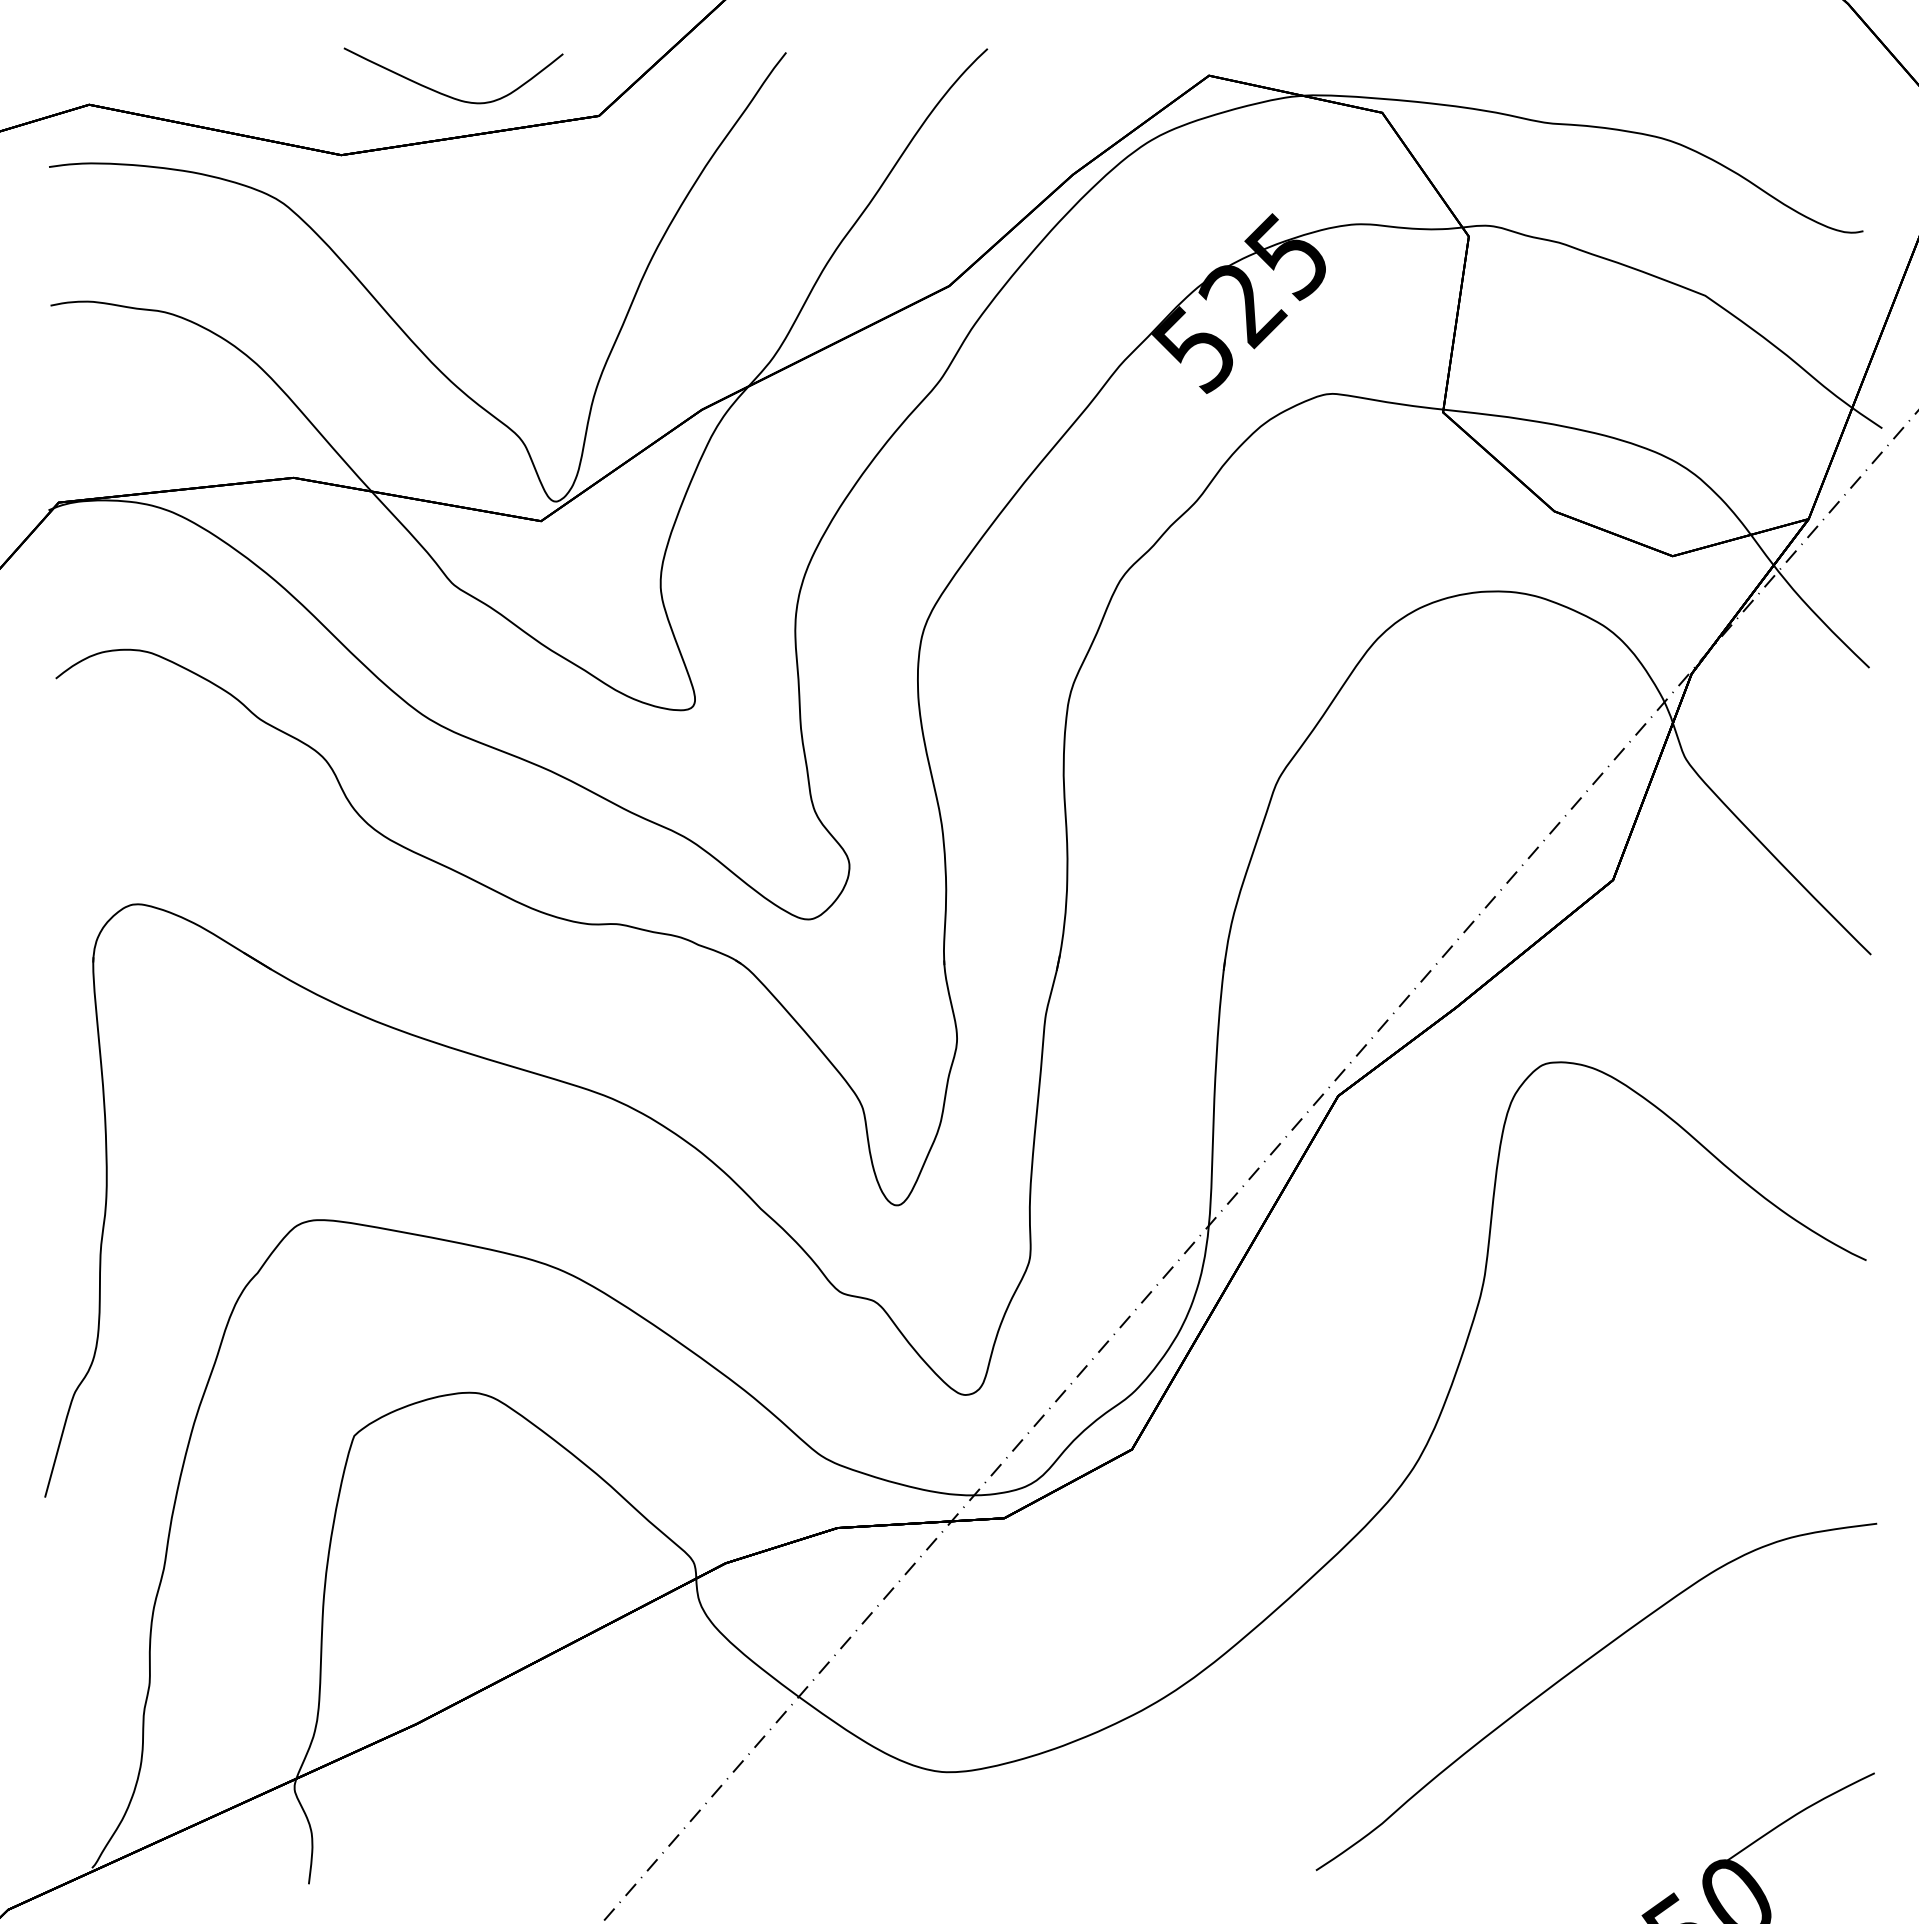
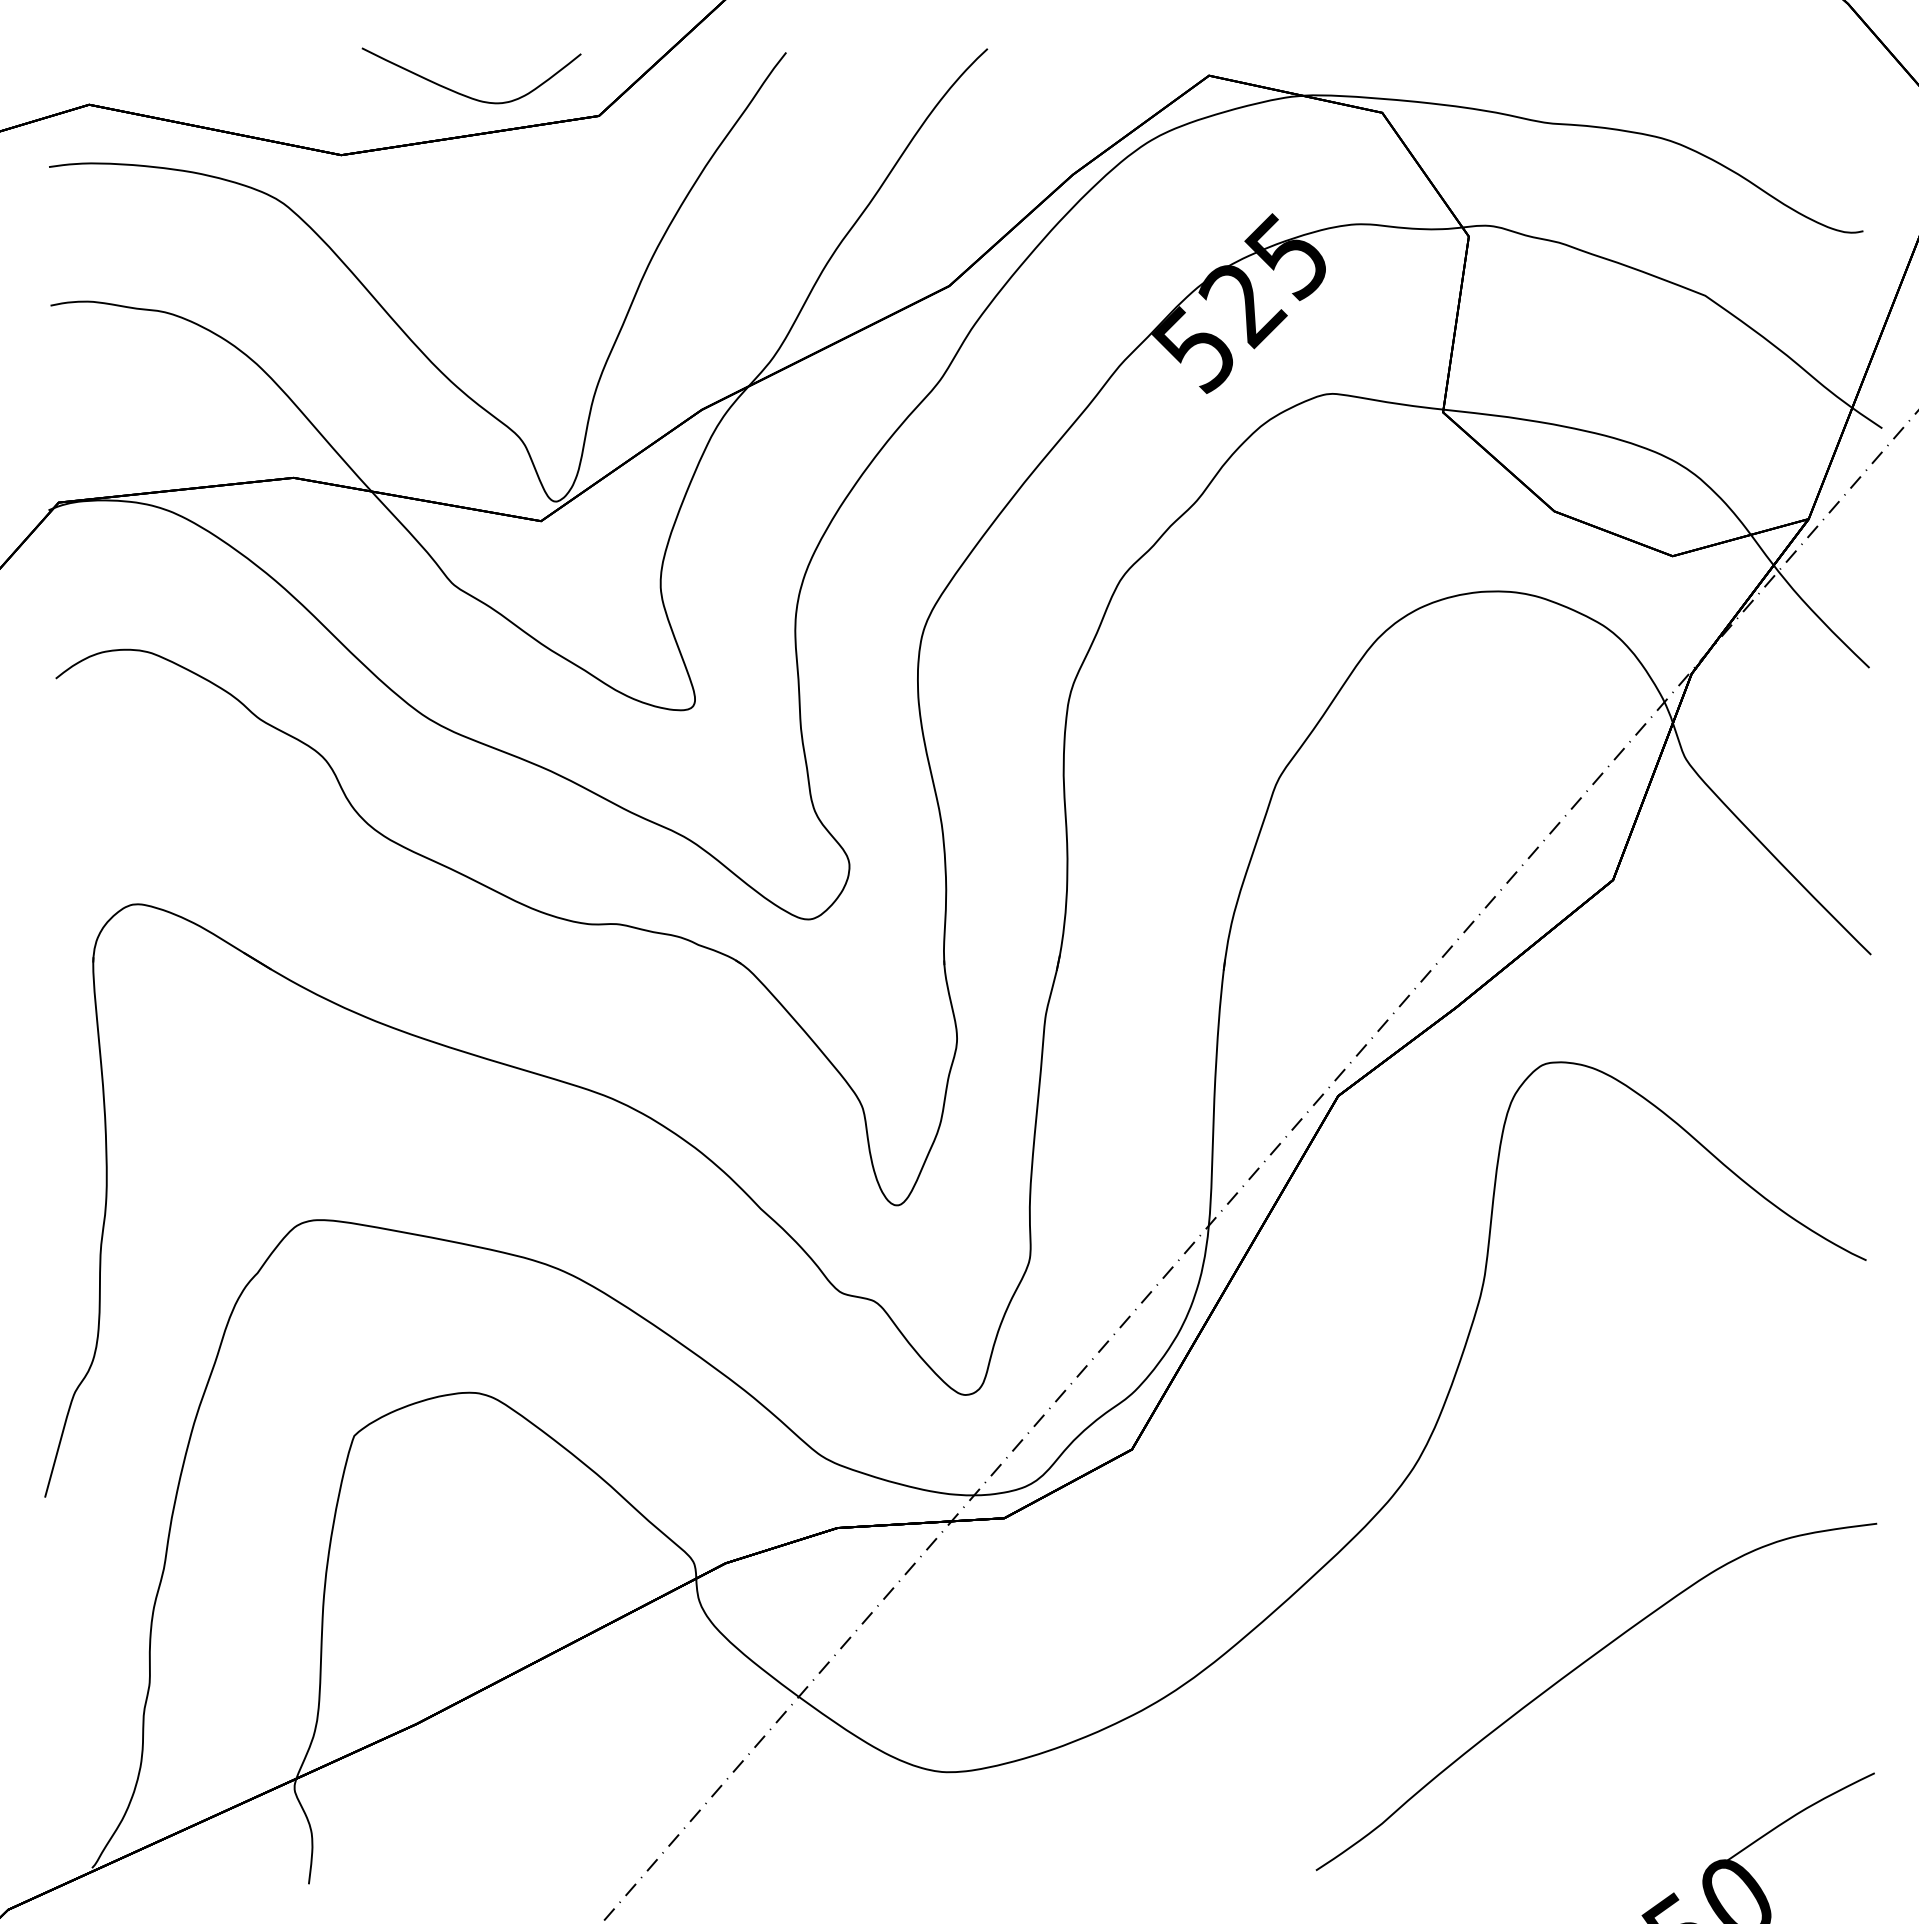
curve position: (446, 94) -> (464, 94) (464, 94)
